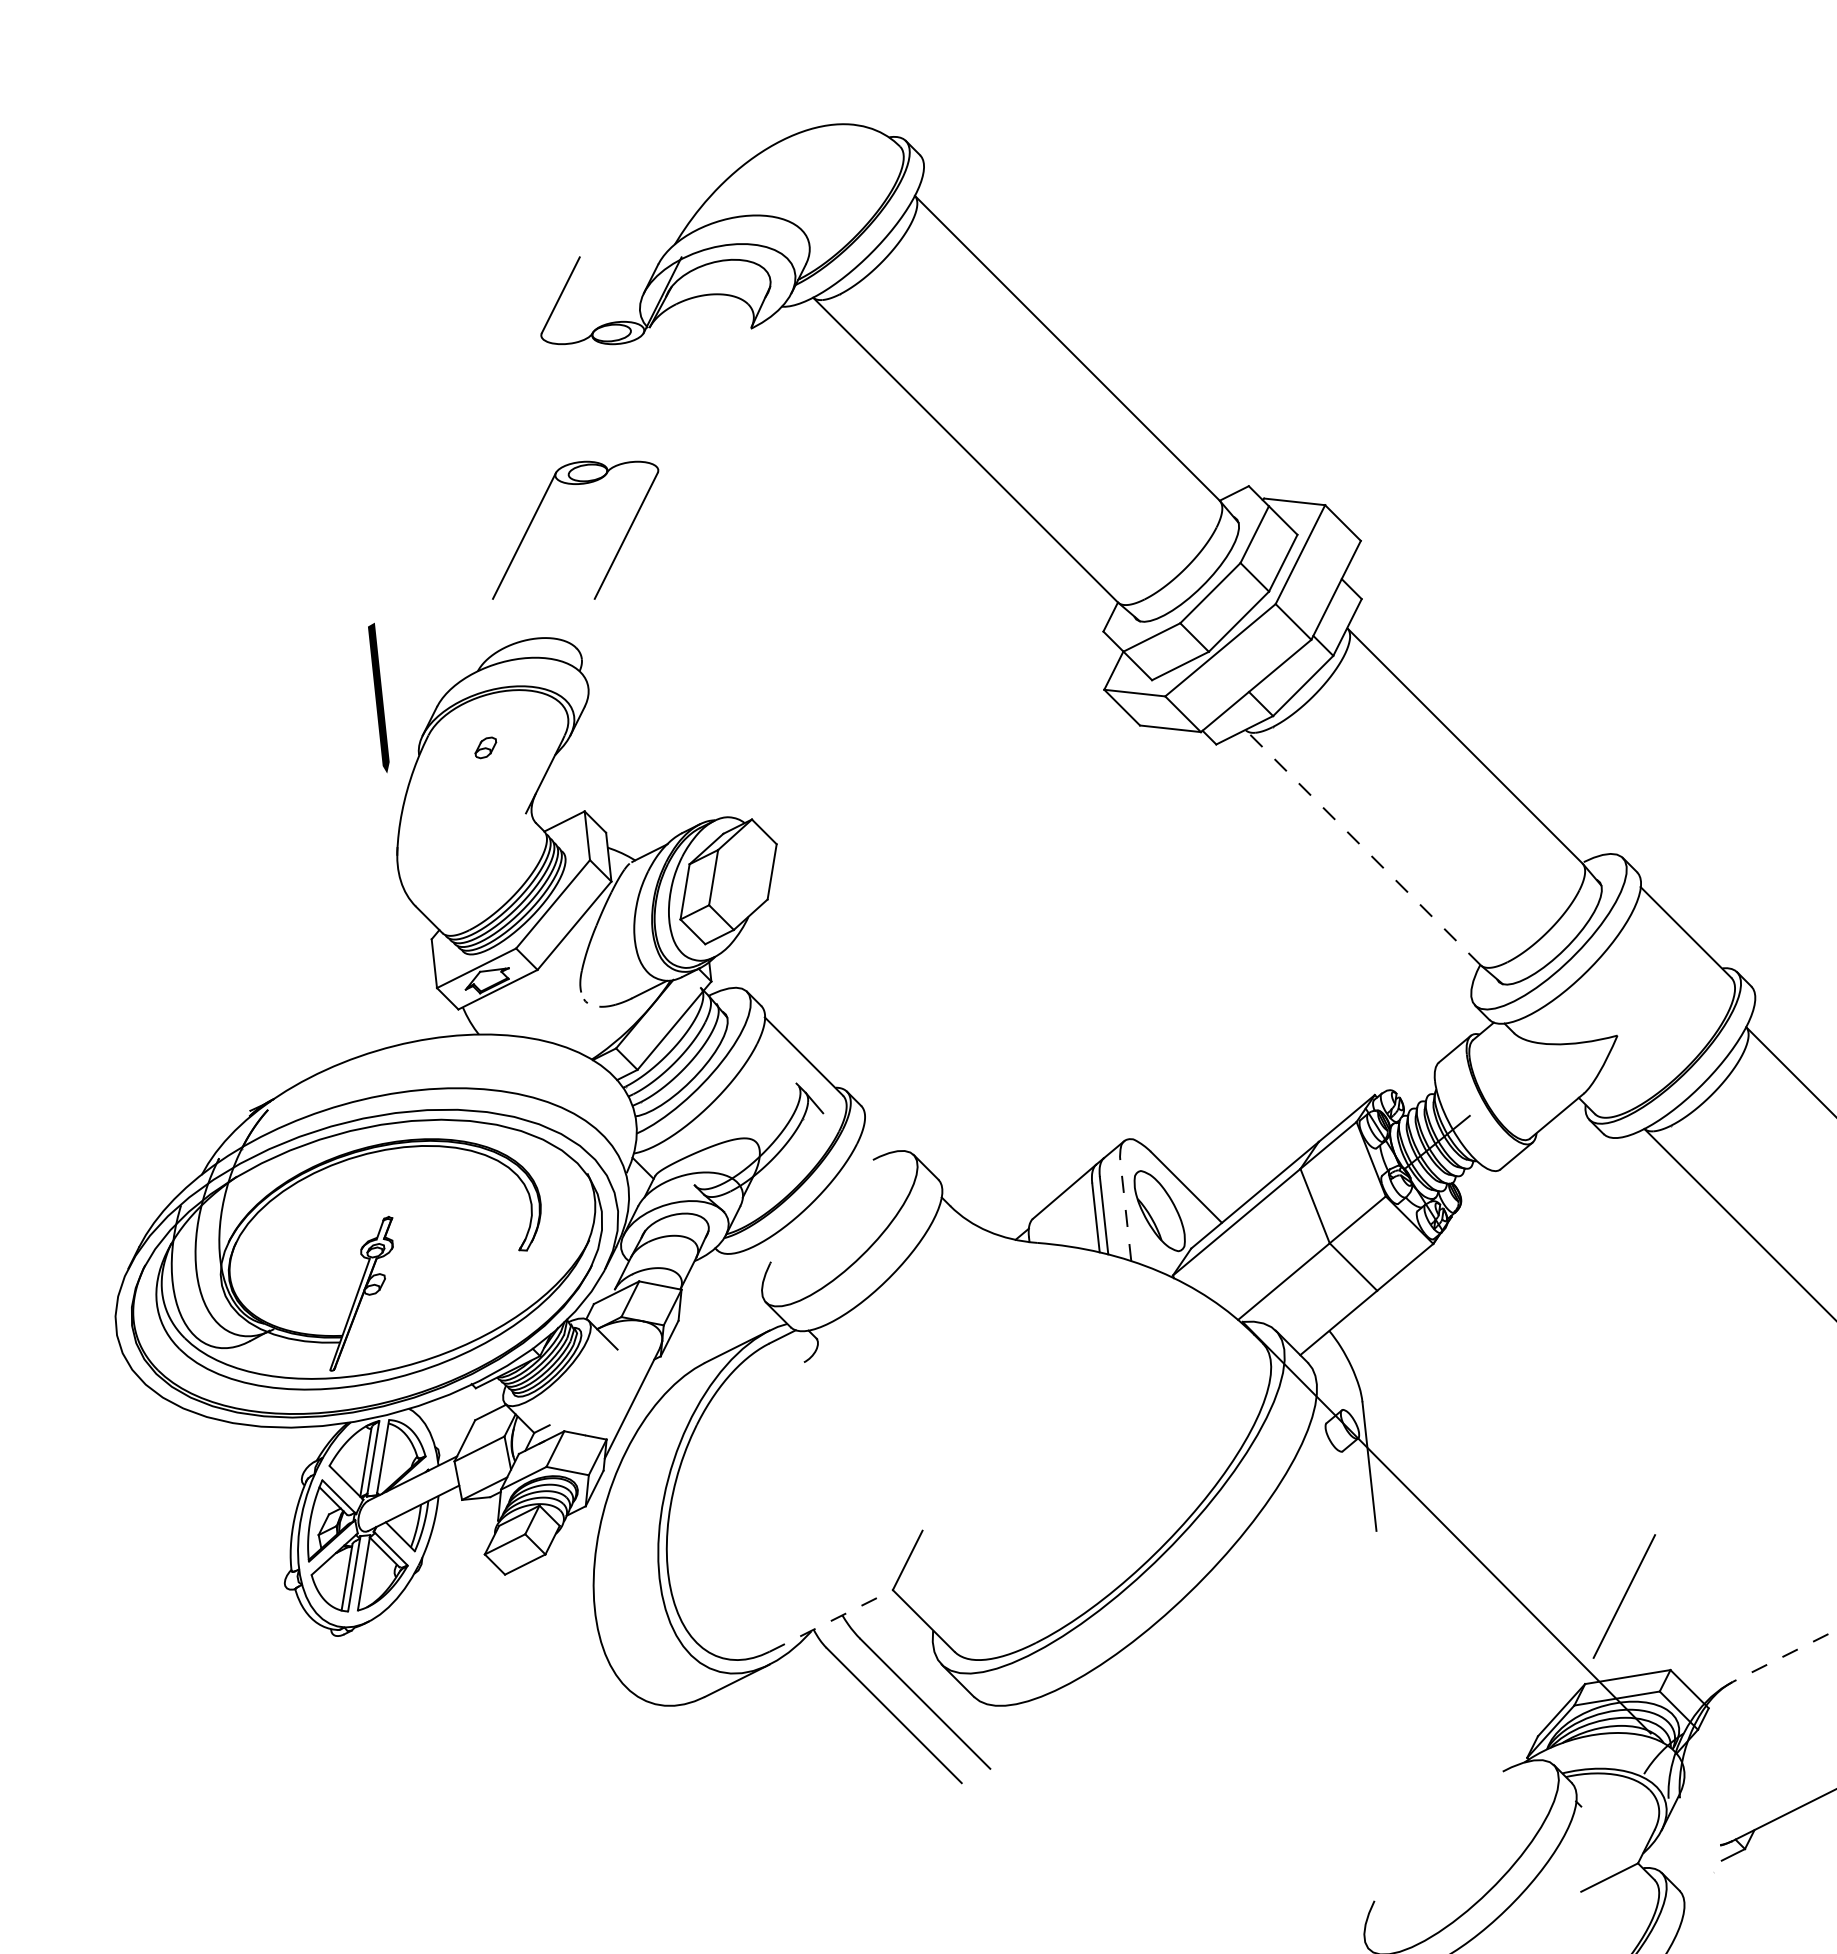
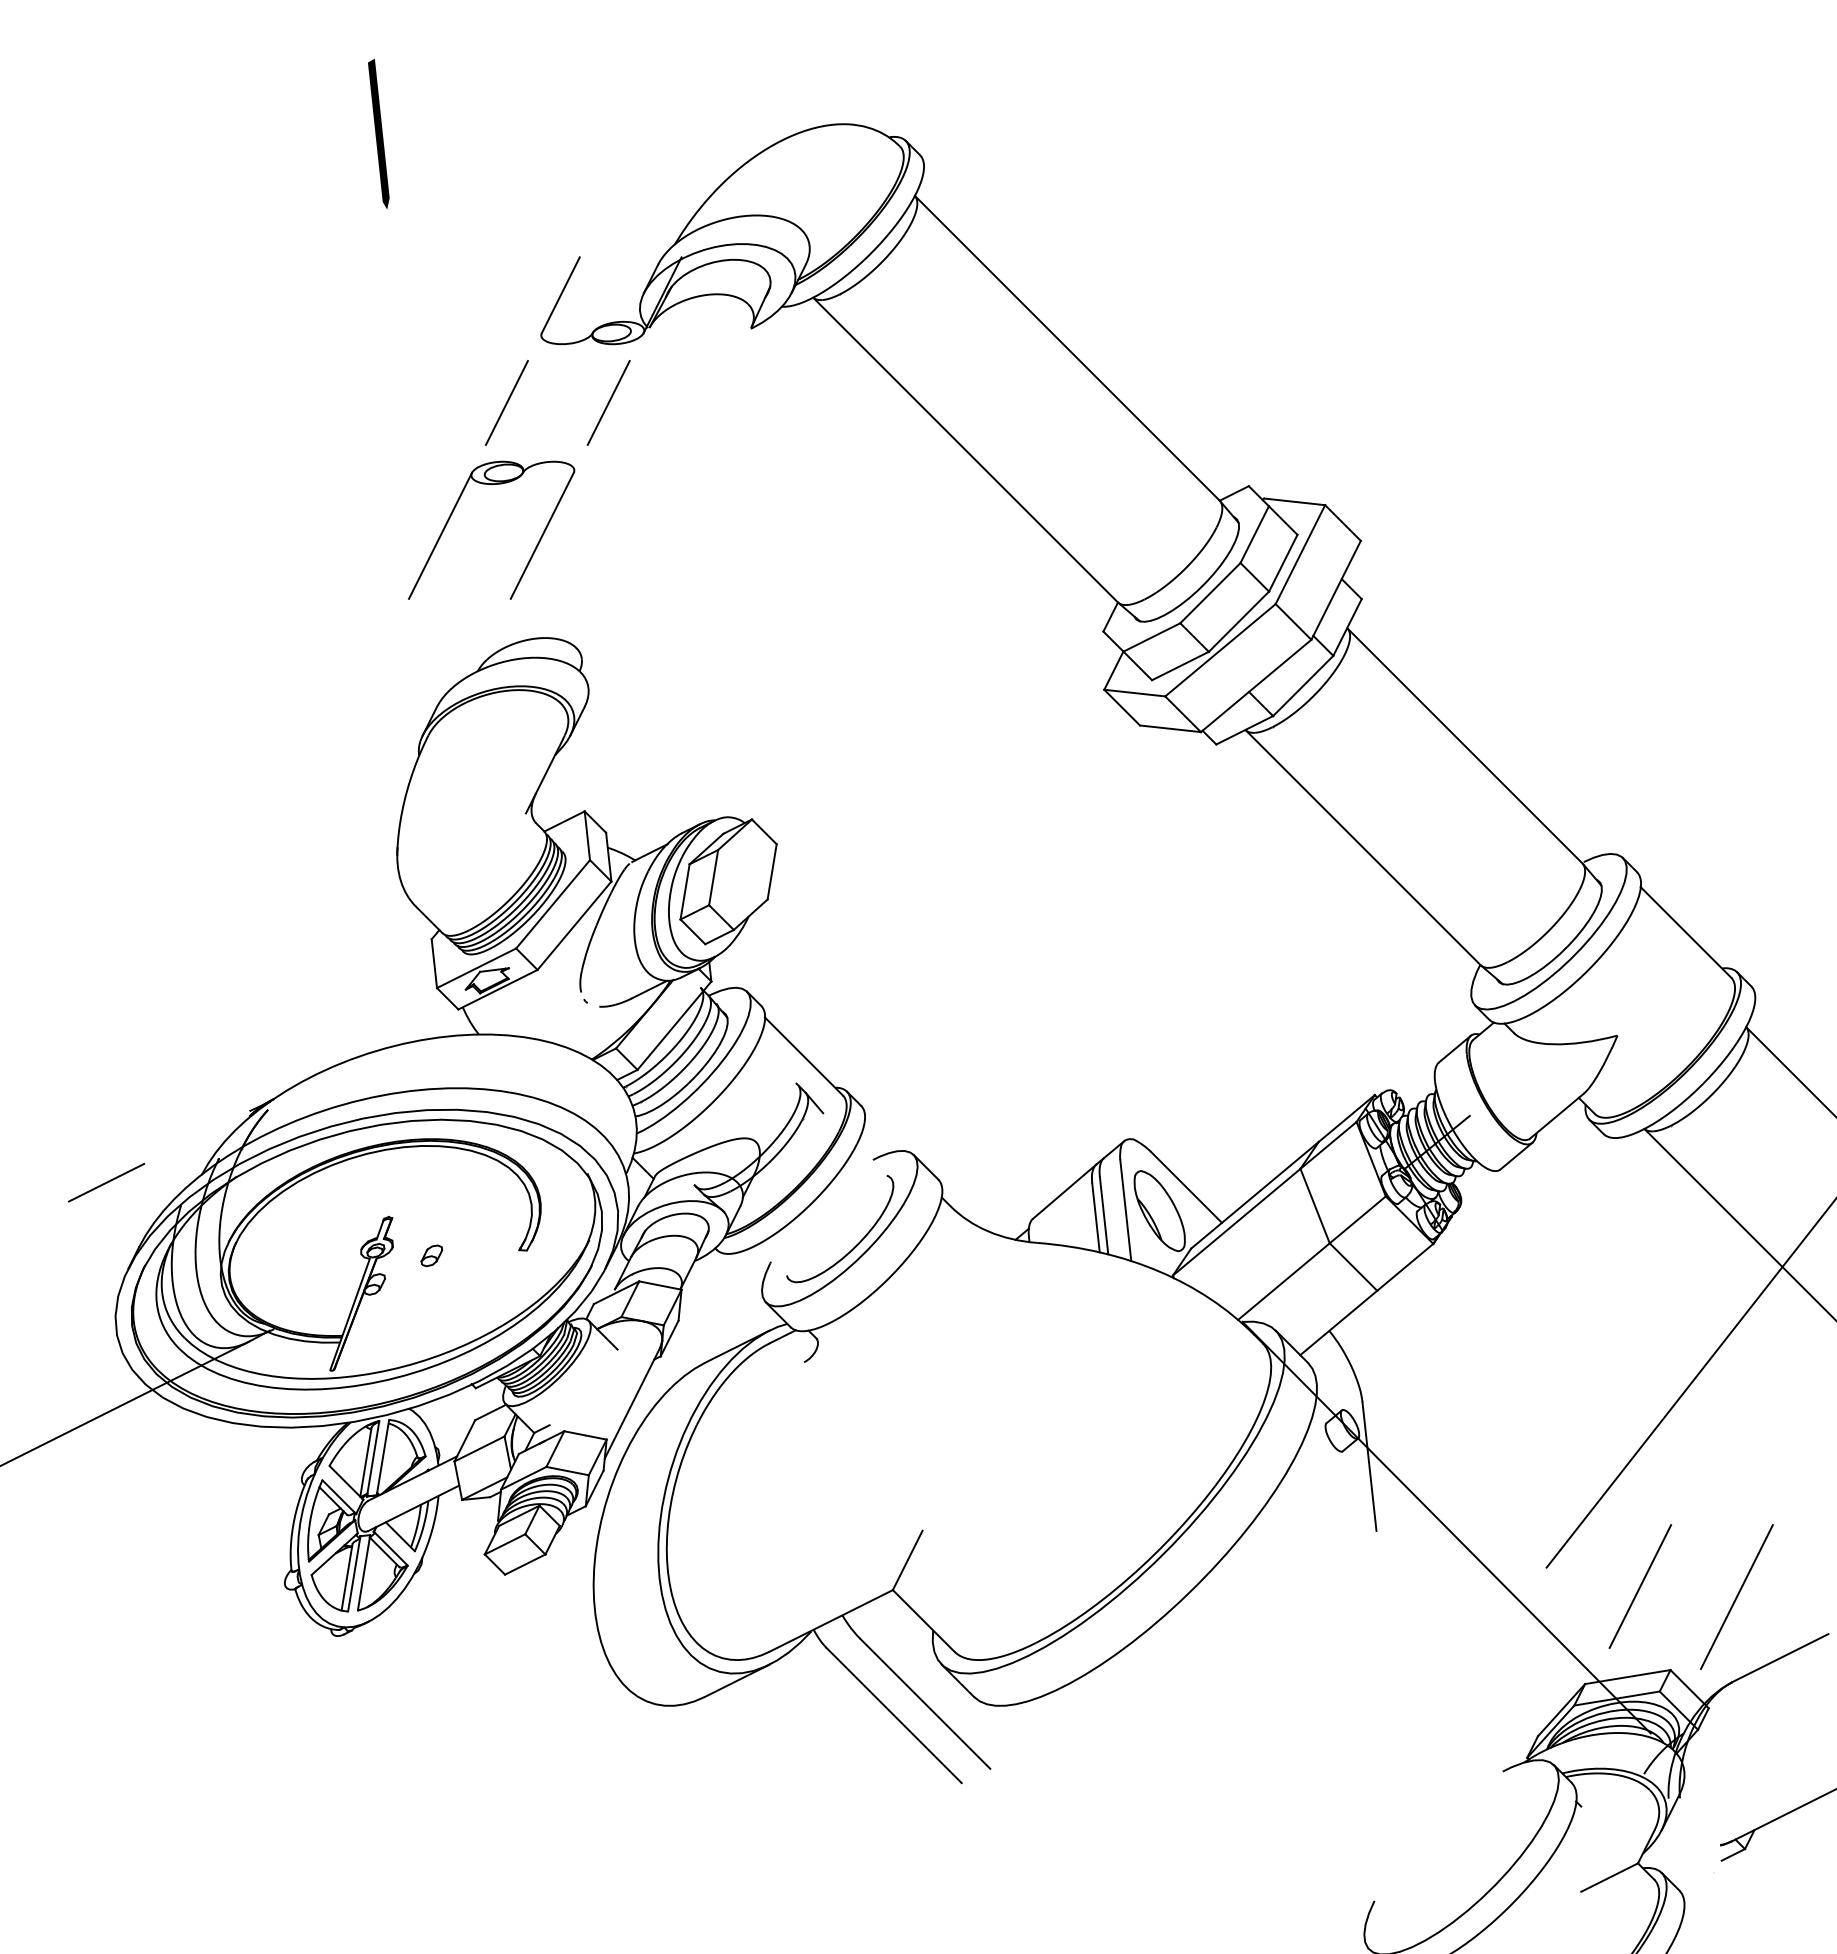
line: none -> present (506, 402)
line: none -> present (608, 402)
part position: (538, 510) -> (454, 510) (454, 510)
line position: (378, 697) -> (378, 133) (378, 133)
part position: (485, 747) -> (431, 1255) (431, 1255)
line: dashed -> solid (1363, 847)
line: none -> present (106, 1182)
line: dashed -> solid (1125, 1210)
curve: none -> present (856, 1244)
line: none -> present (1689, 1384)
line: none -> present (125, 1403)
line position: (1624, 1596) -> (1640, 1586) (1640, 1586)
line: none -> present (1736, 1597)
line: dashed -> solid (831, 1620)
line: dashed -> solid (1780, 1658)
